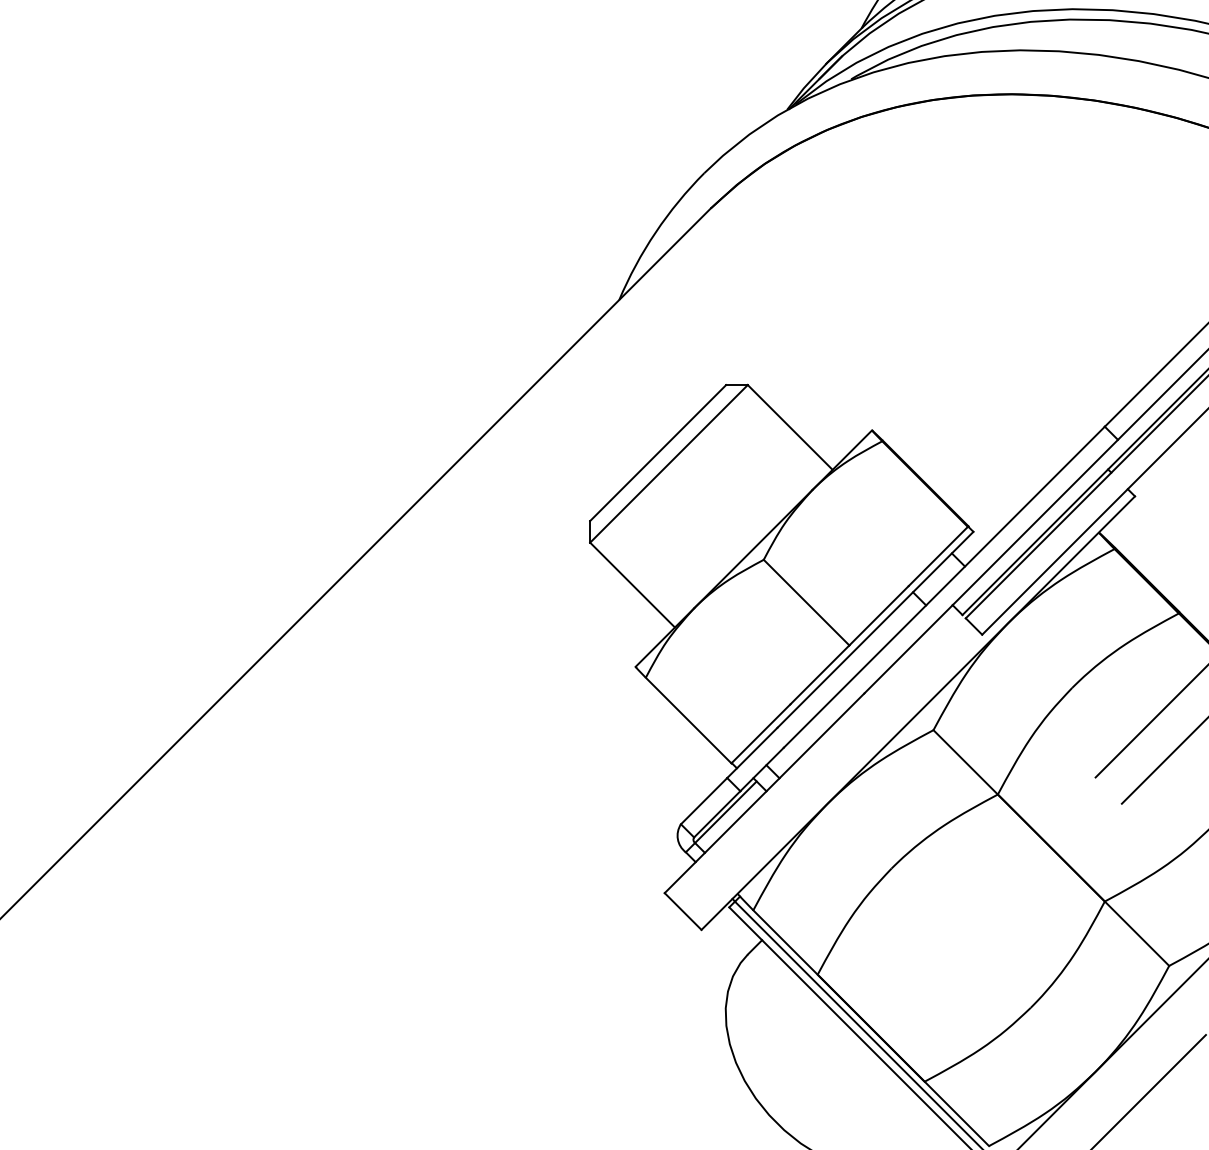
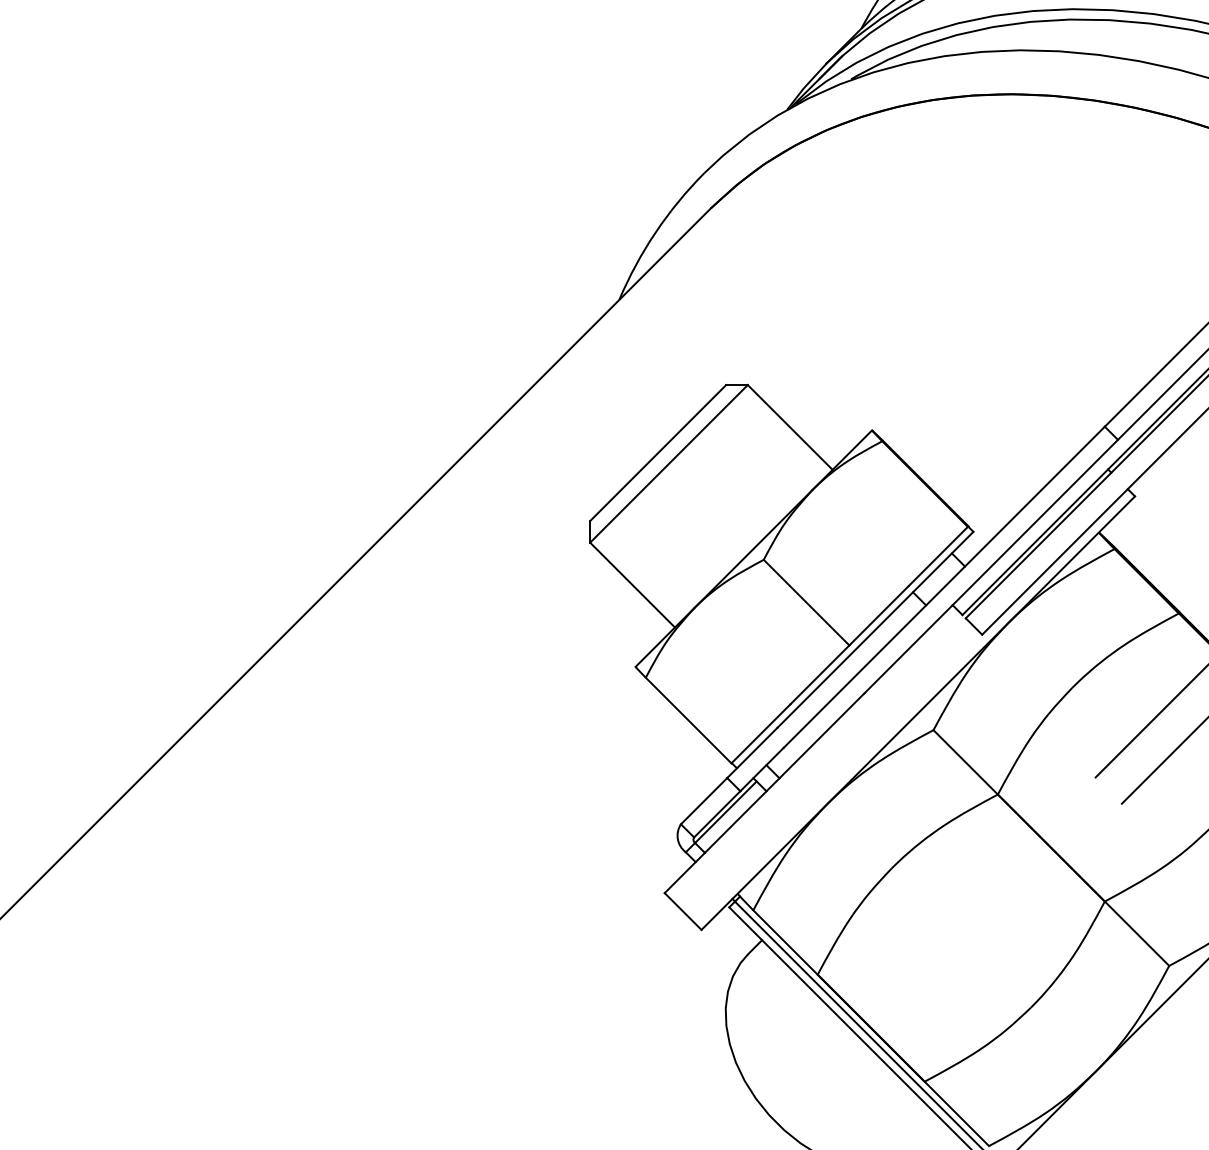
line: present -> none (1149, 1090)
